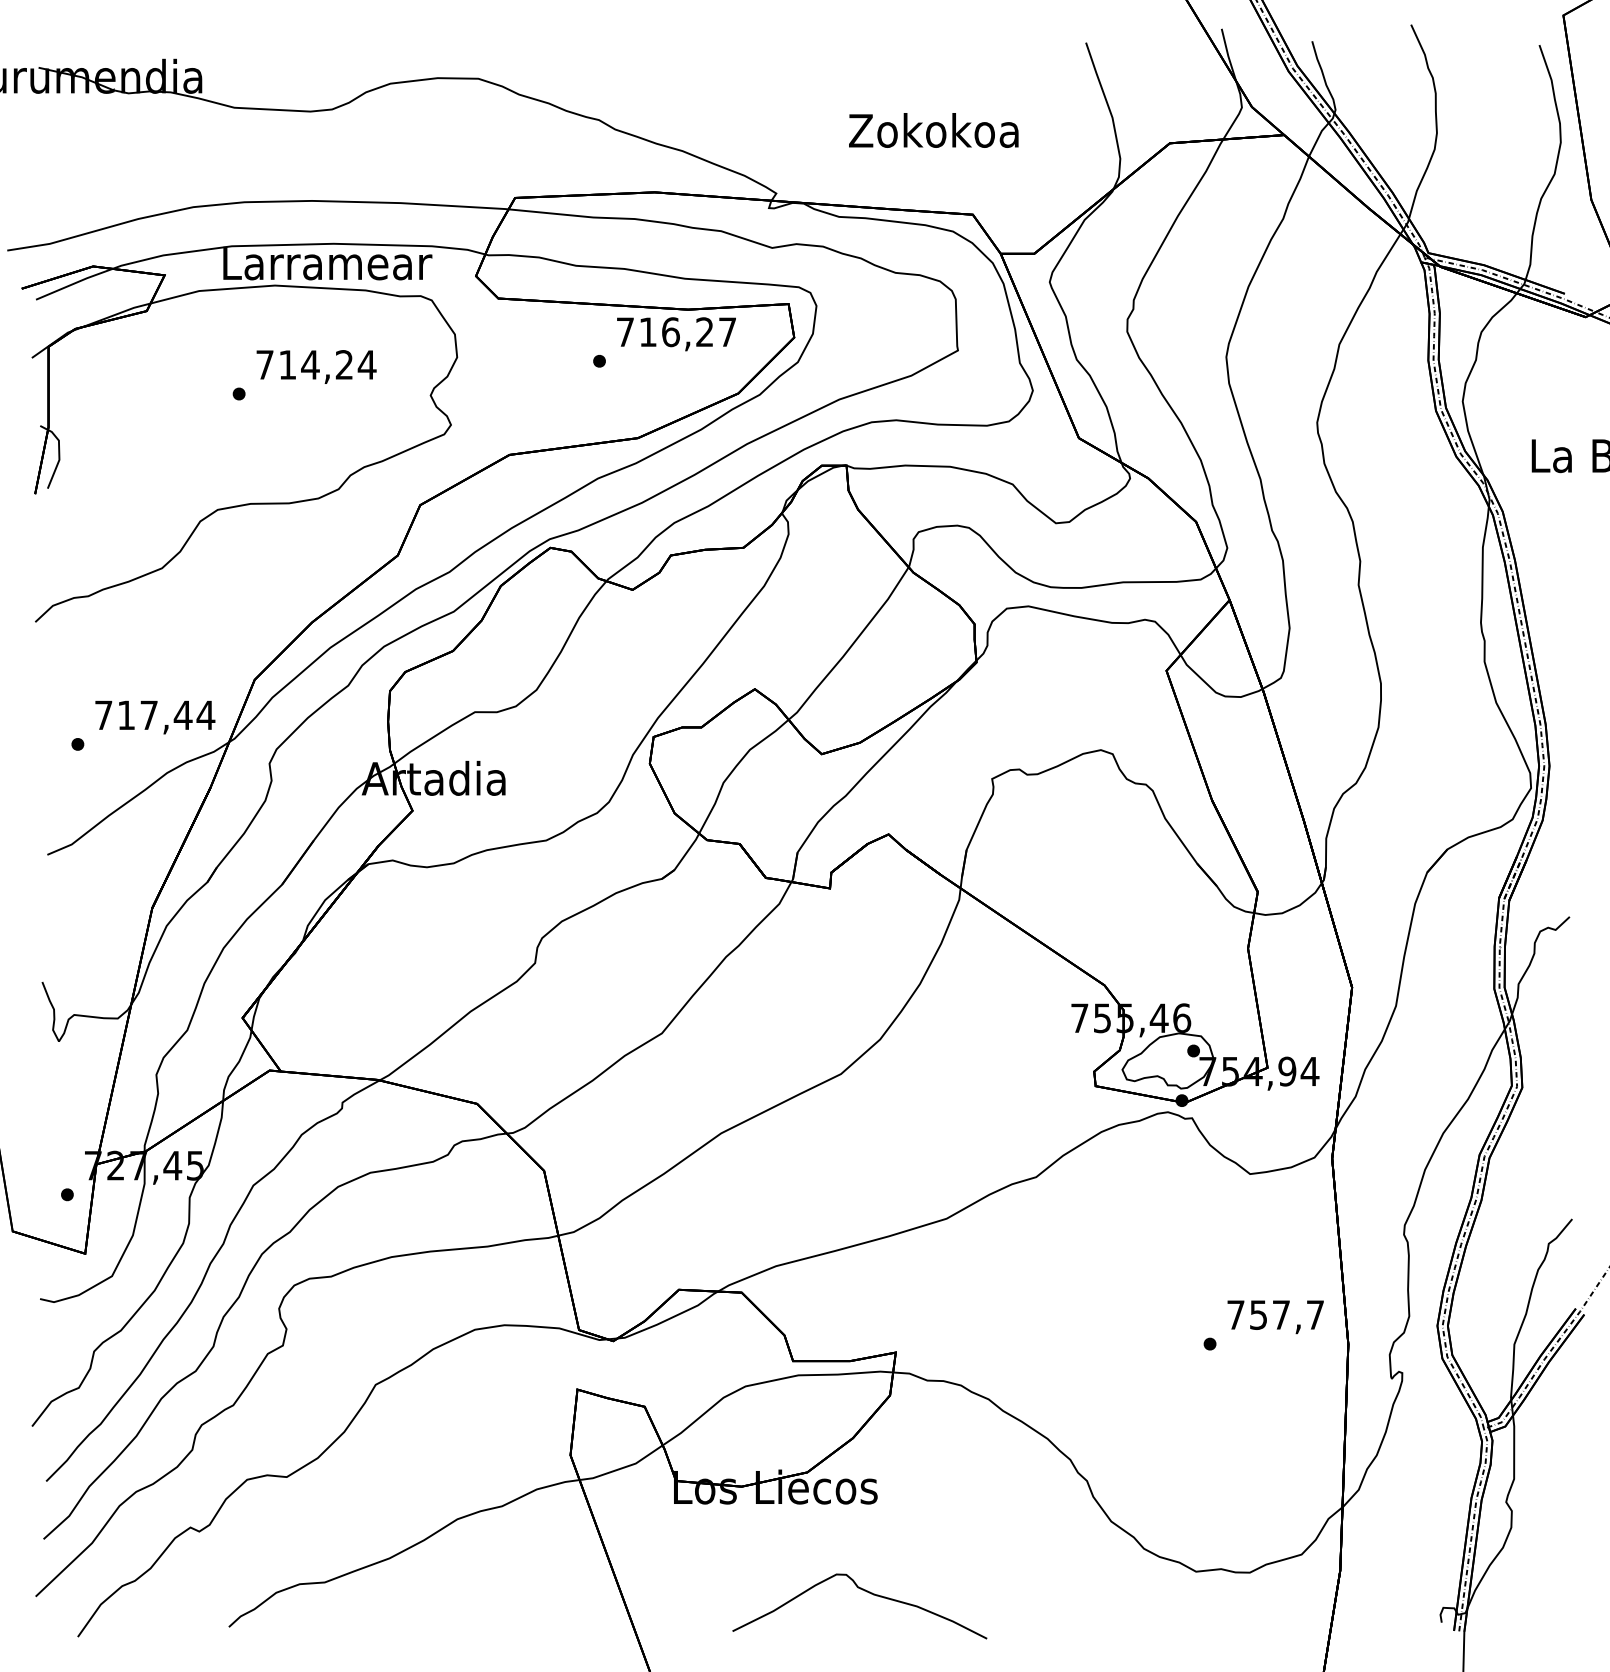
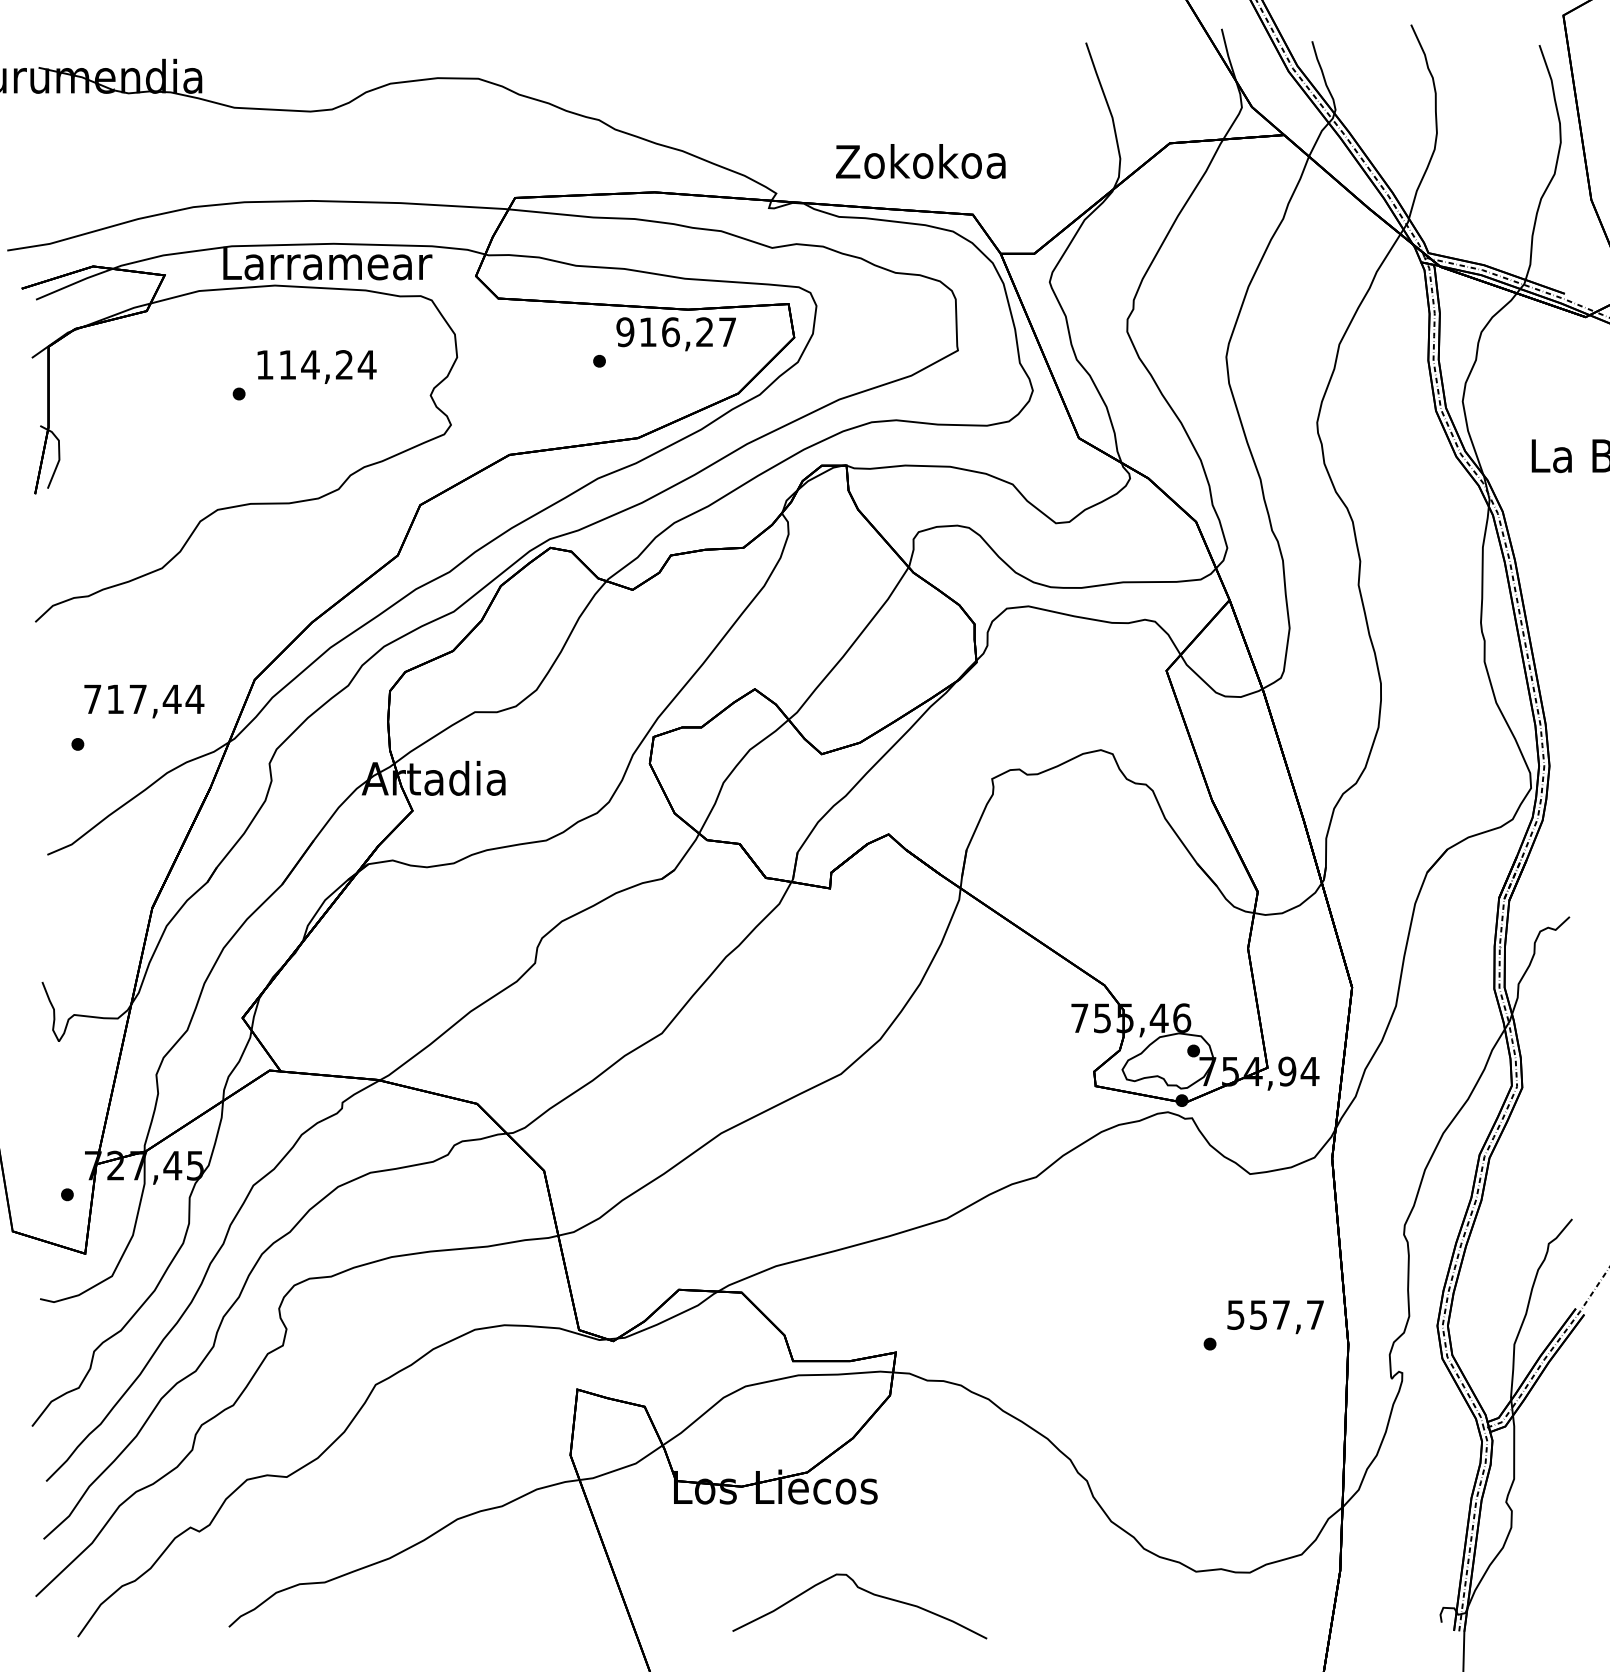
text position: (933, 130) -> (920, 161) (920, 161)
text: 716,27 -> 916,27 (625, 332)
text: 714,24 -> 114,24 (264, 364)
text position: (155, 717) -> (144, 701) (144, 701)
text: 757,7 -> 557,7 (1235, 1314)
